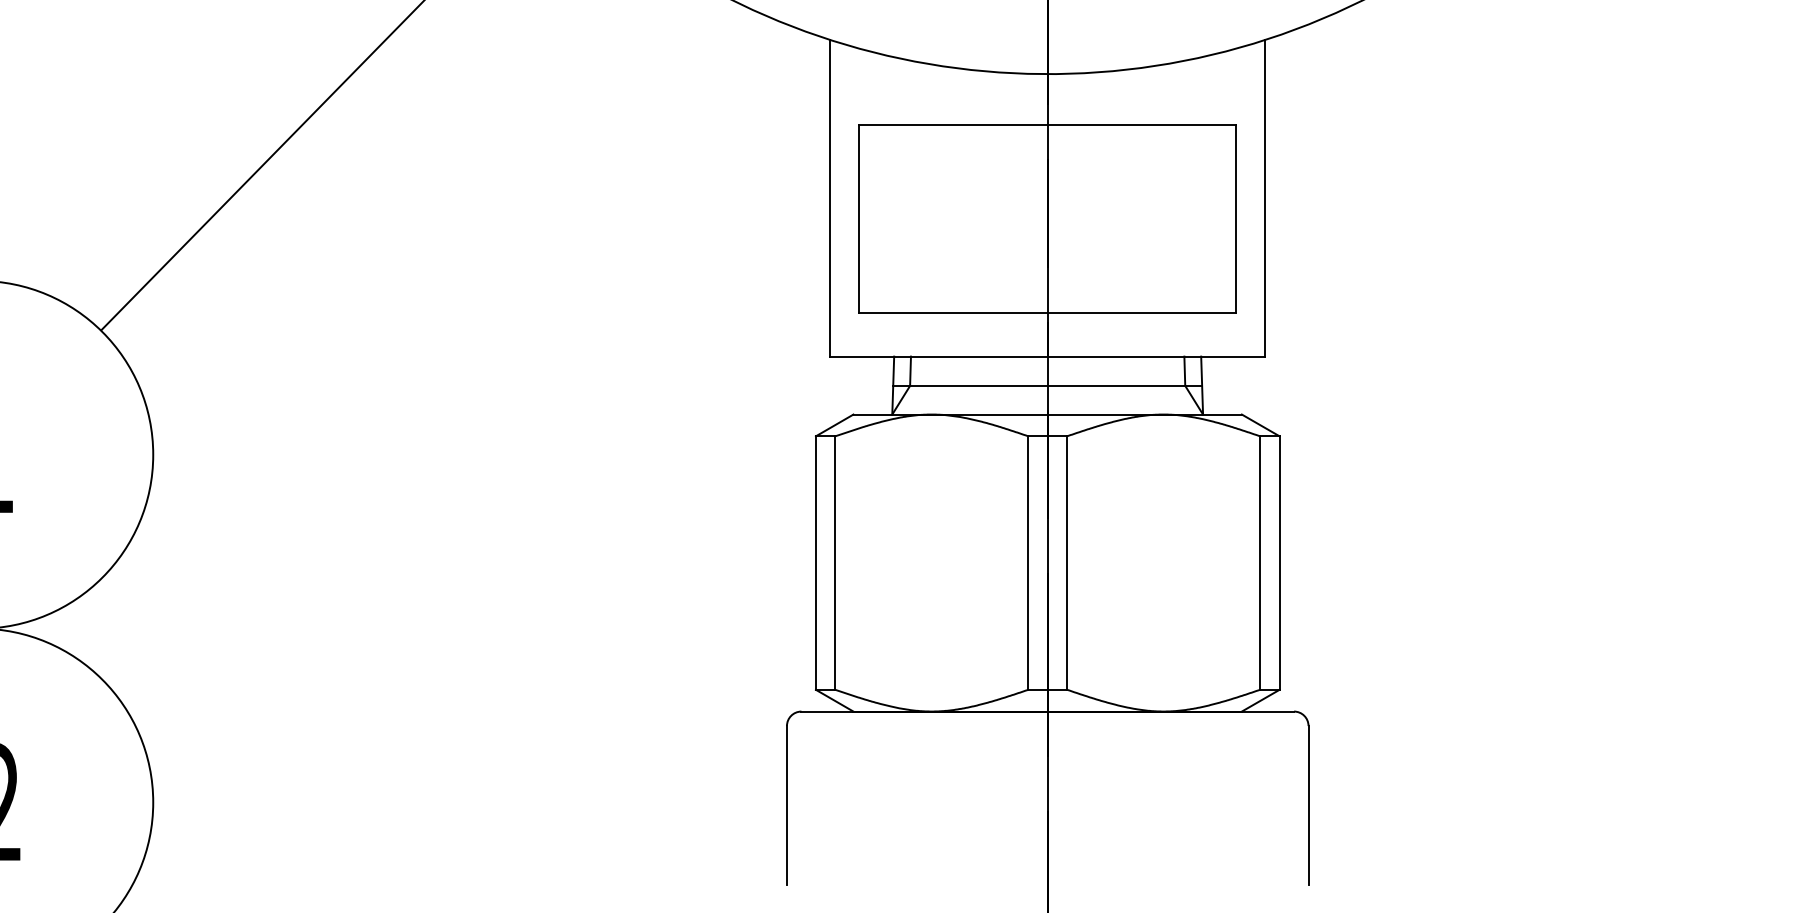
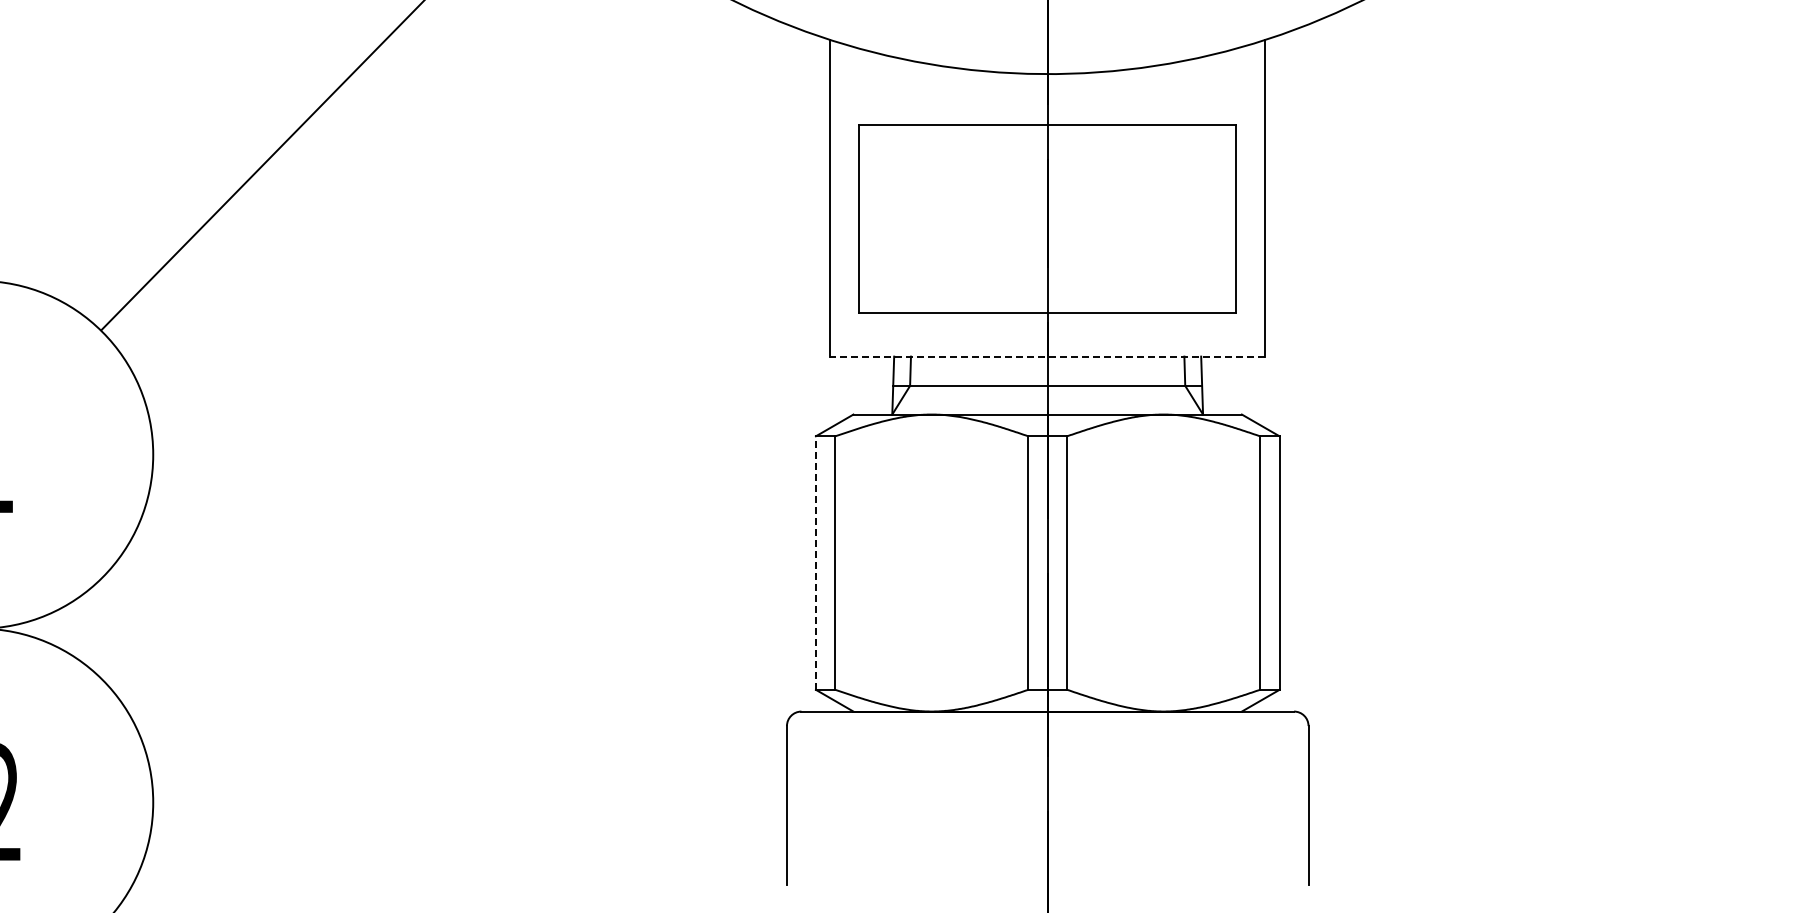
line: solid -> dashed (1047, 356)
line: solid -> dashed (815, 563)
